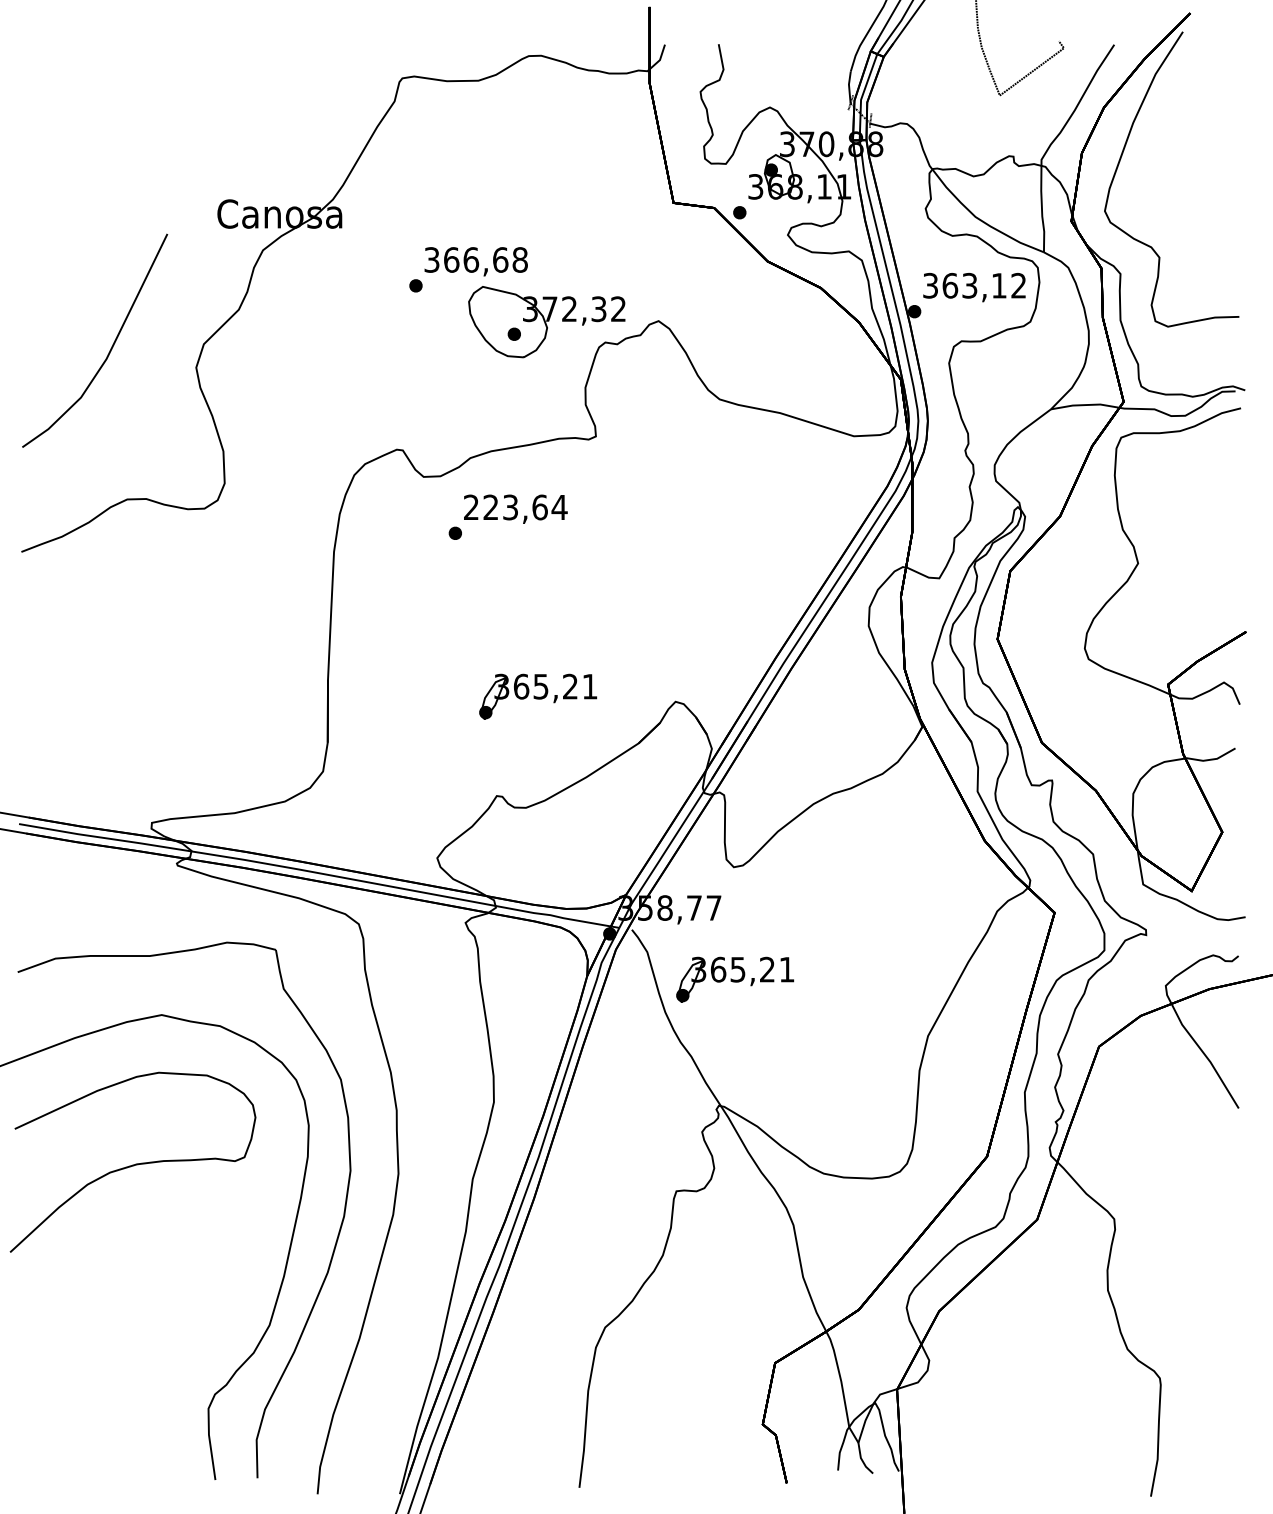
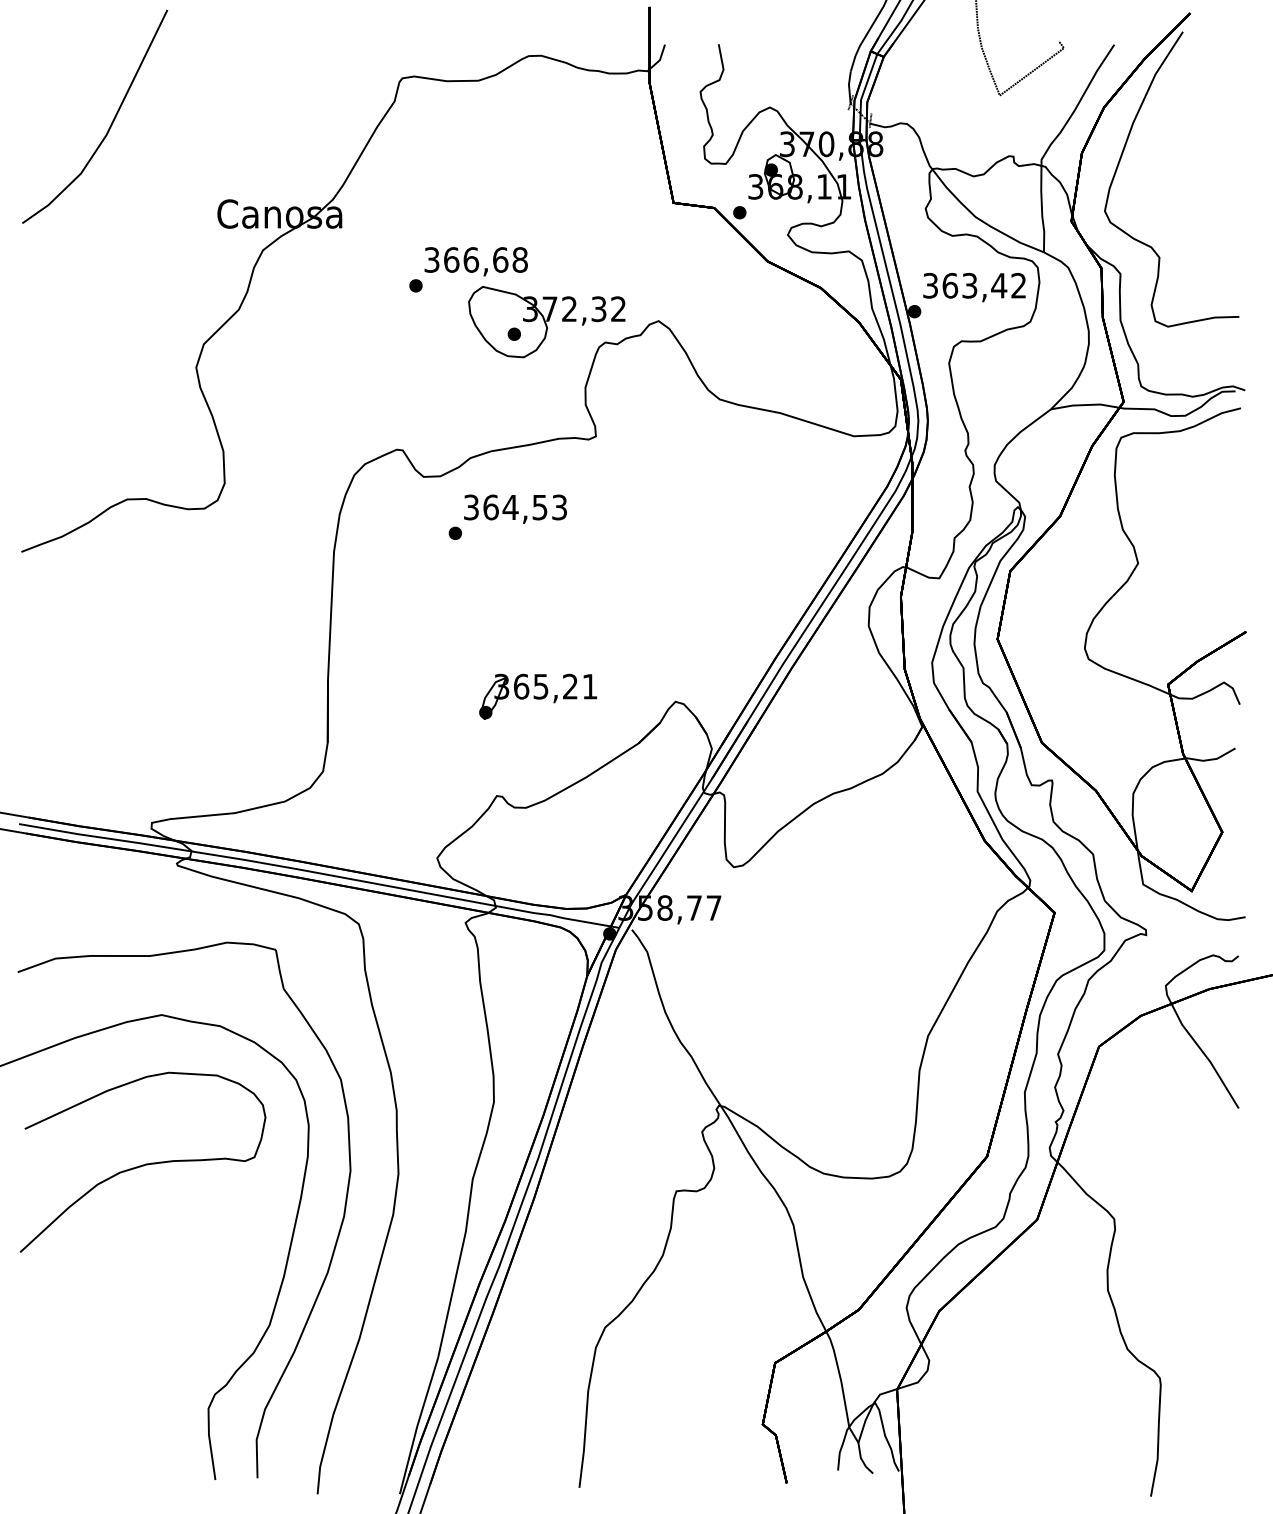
text: 363,12 -> 363,42 (999, 285)
part position: (110, 348) -> (110, 124) (110, 124)
text: 223,64 -> 364,53 (515, 507)
part: present -> none (735, 979)
curve position: (132, 1164) -> (142, 1164) (142, 1164)
